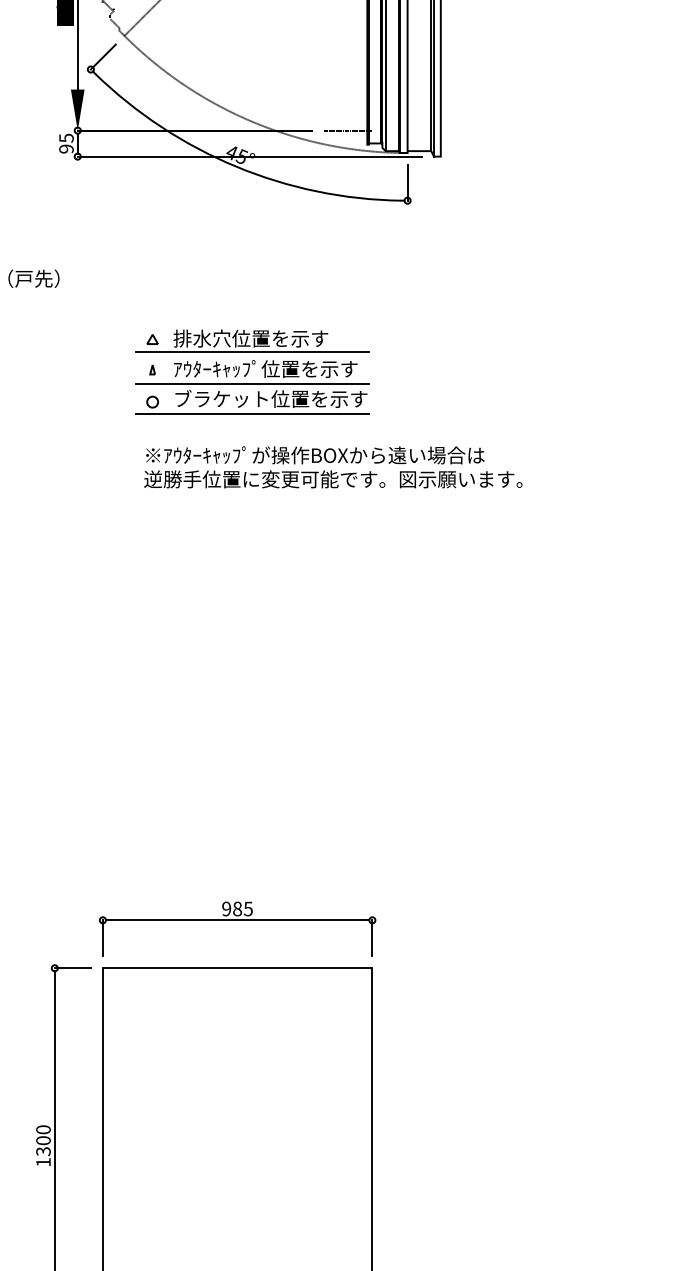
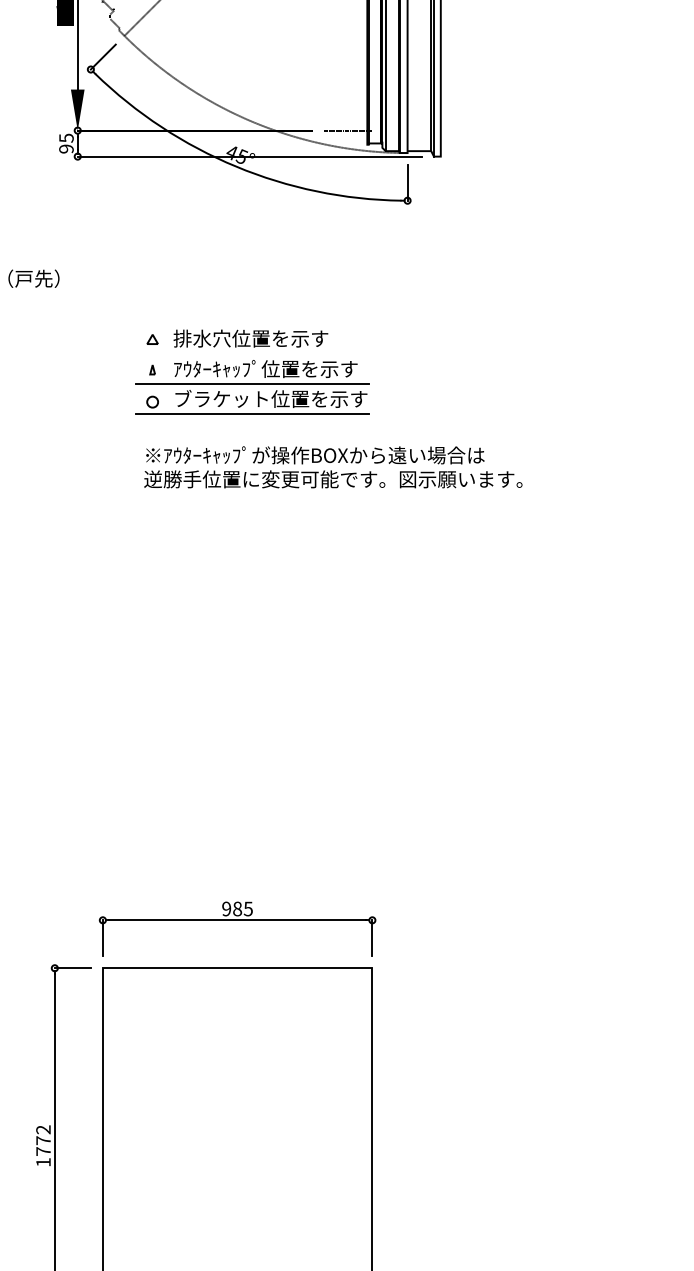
line: present -> none (252, 352)
text: 1300 -> 1772 (43, 1140)
